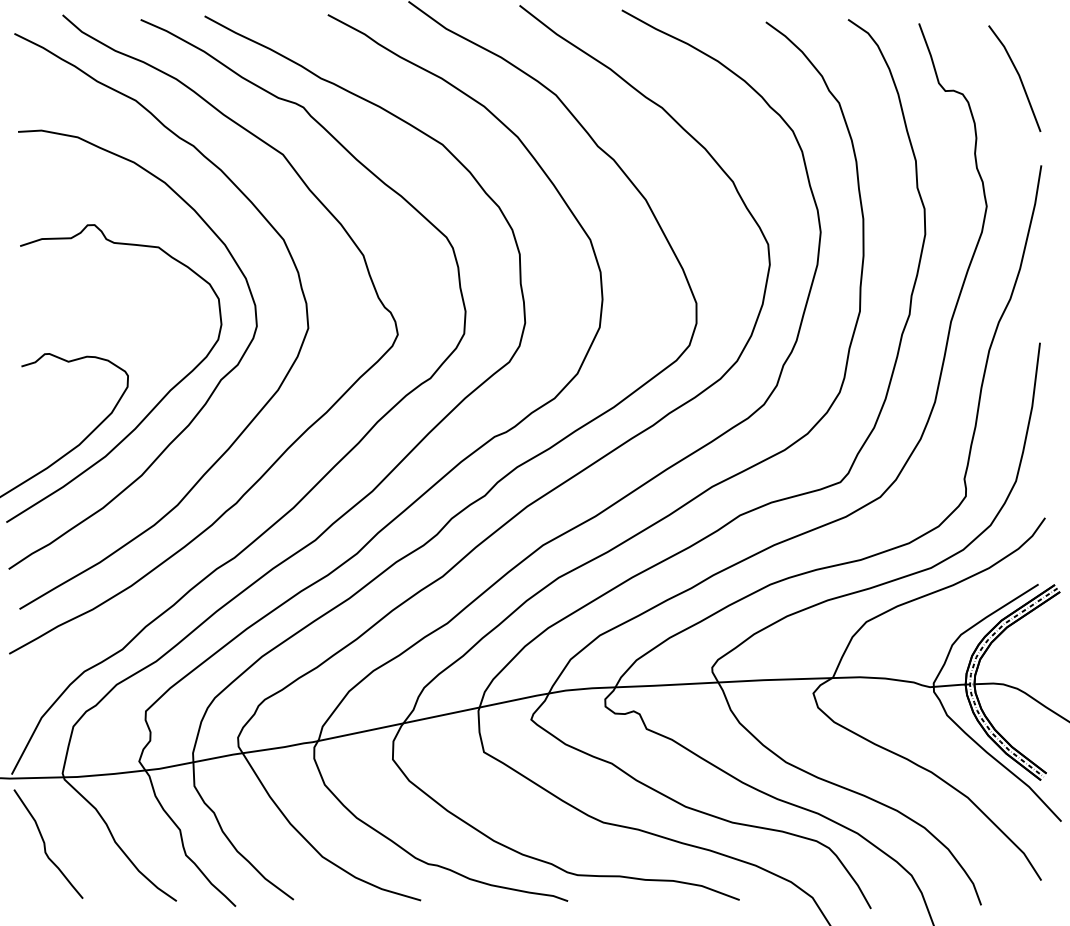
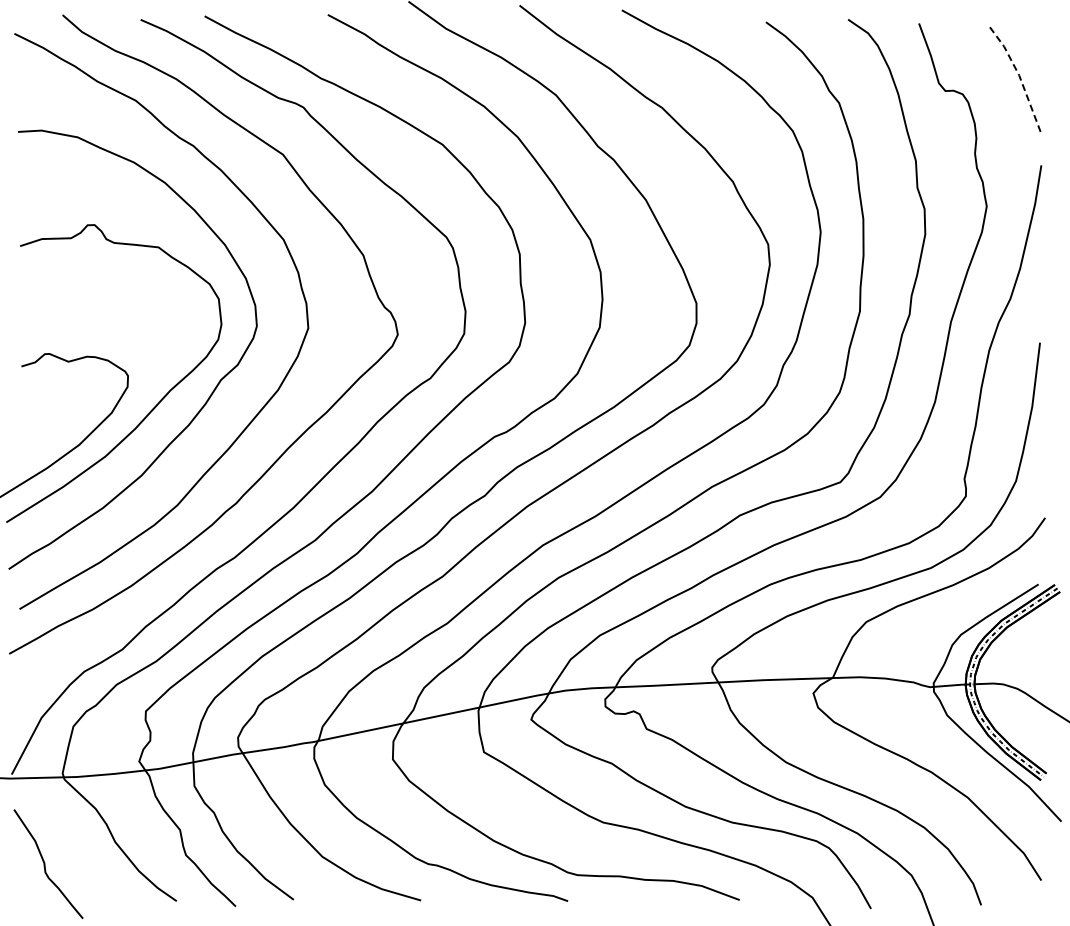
line: solid -> dashed (1019, 75)
curve position: (45, 843) -> (45, 863) (45, 863)
